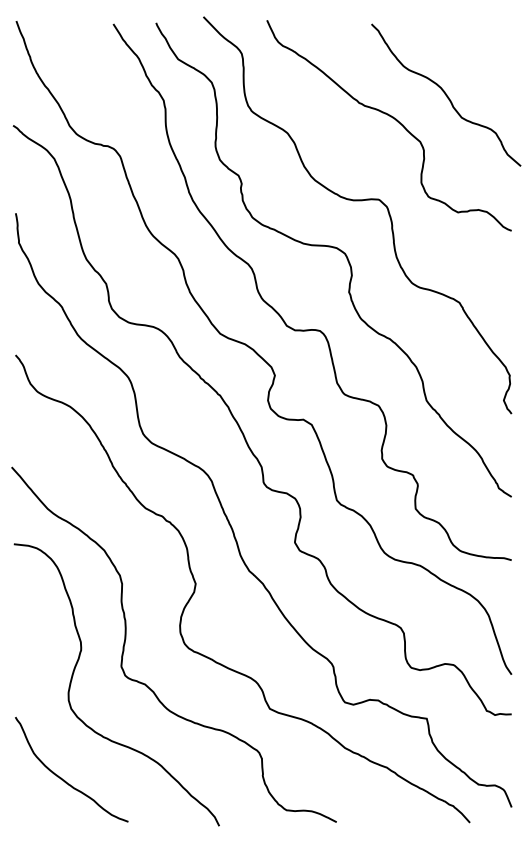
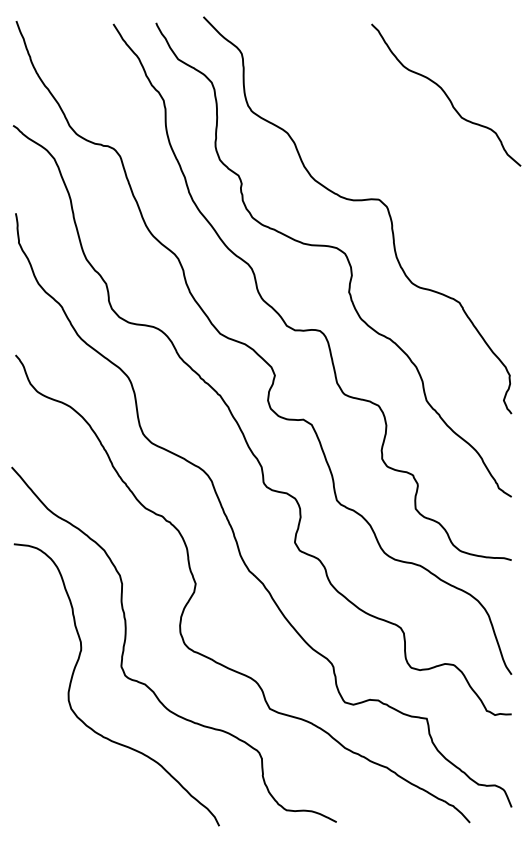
curve: present -> none (392, 118)
curve: present -> none (65, 780)
